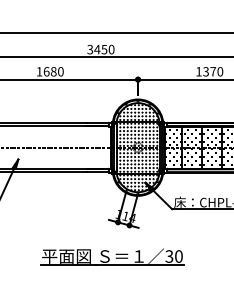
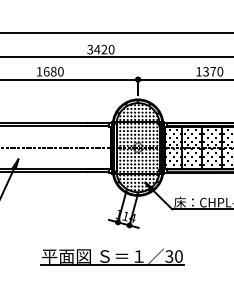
text: 3450 -> 3420 (104, 49)
